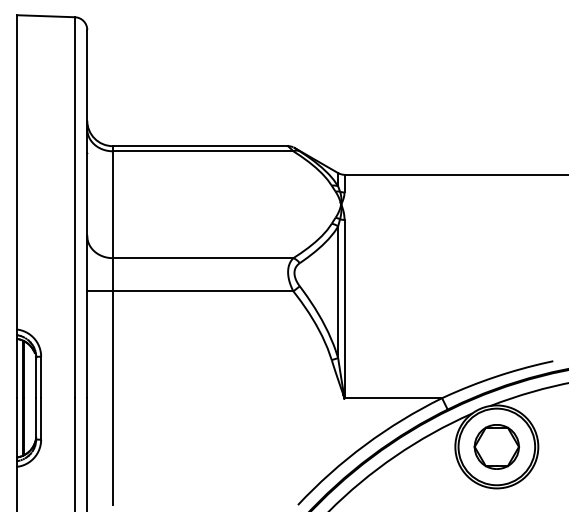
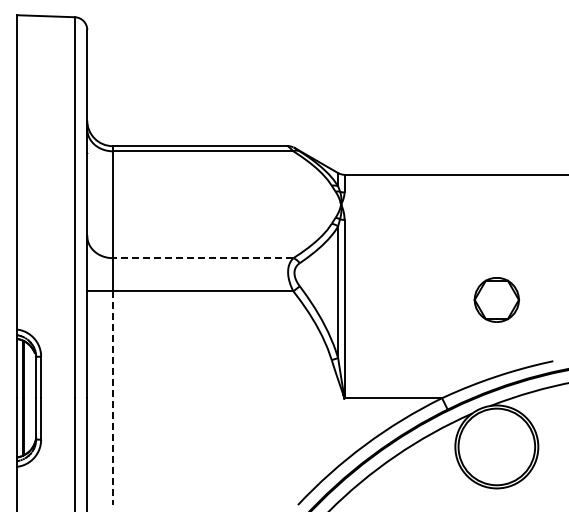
line: solid -> dashed (202, 258)
line: solid -> dashed (112, 398)
part position: (496, 446) -> (496, 299) (496, 299)
